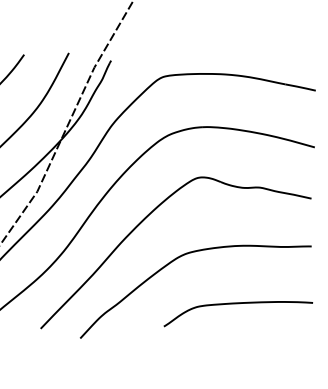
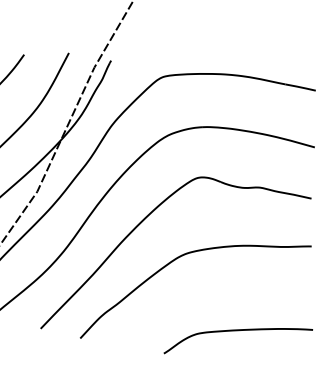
curve position: (238, 304) -> (238, 331) (238, 331)
